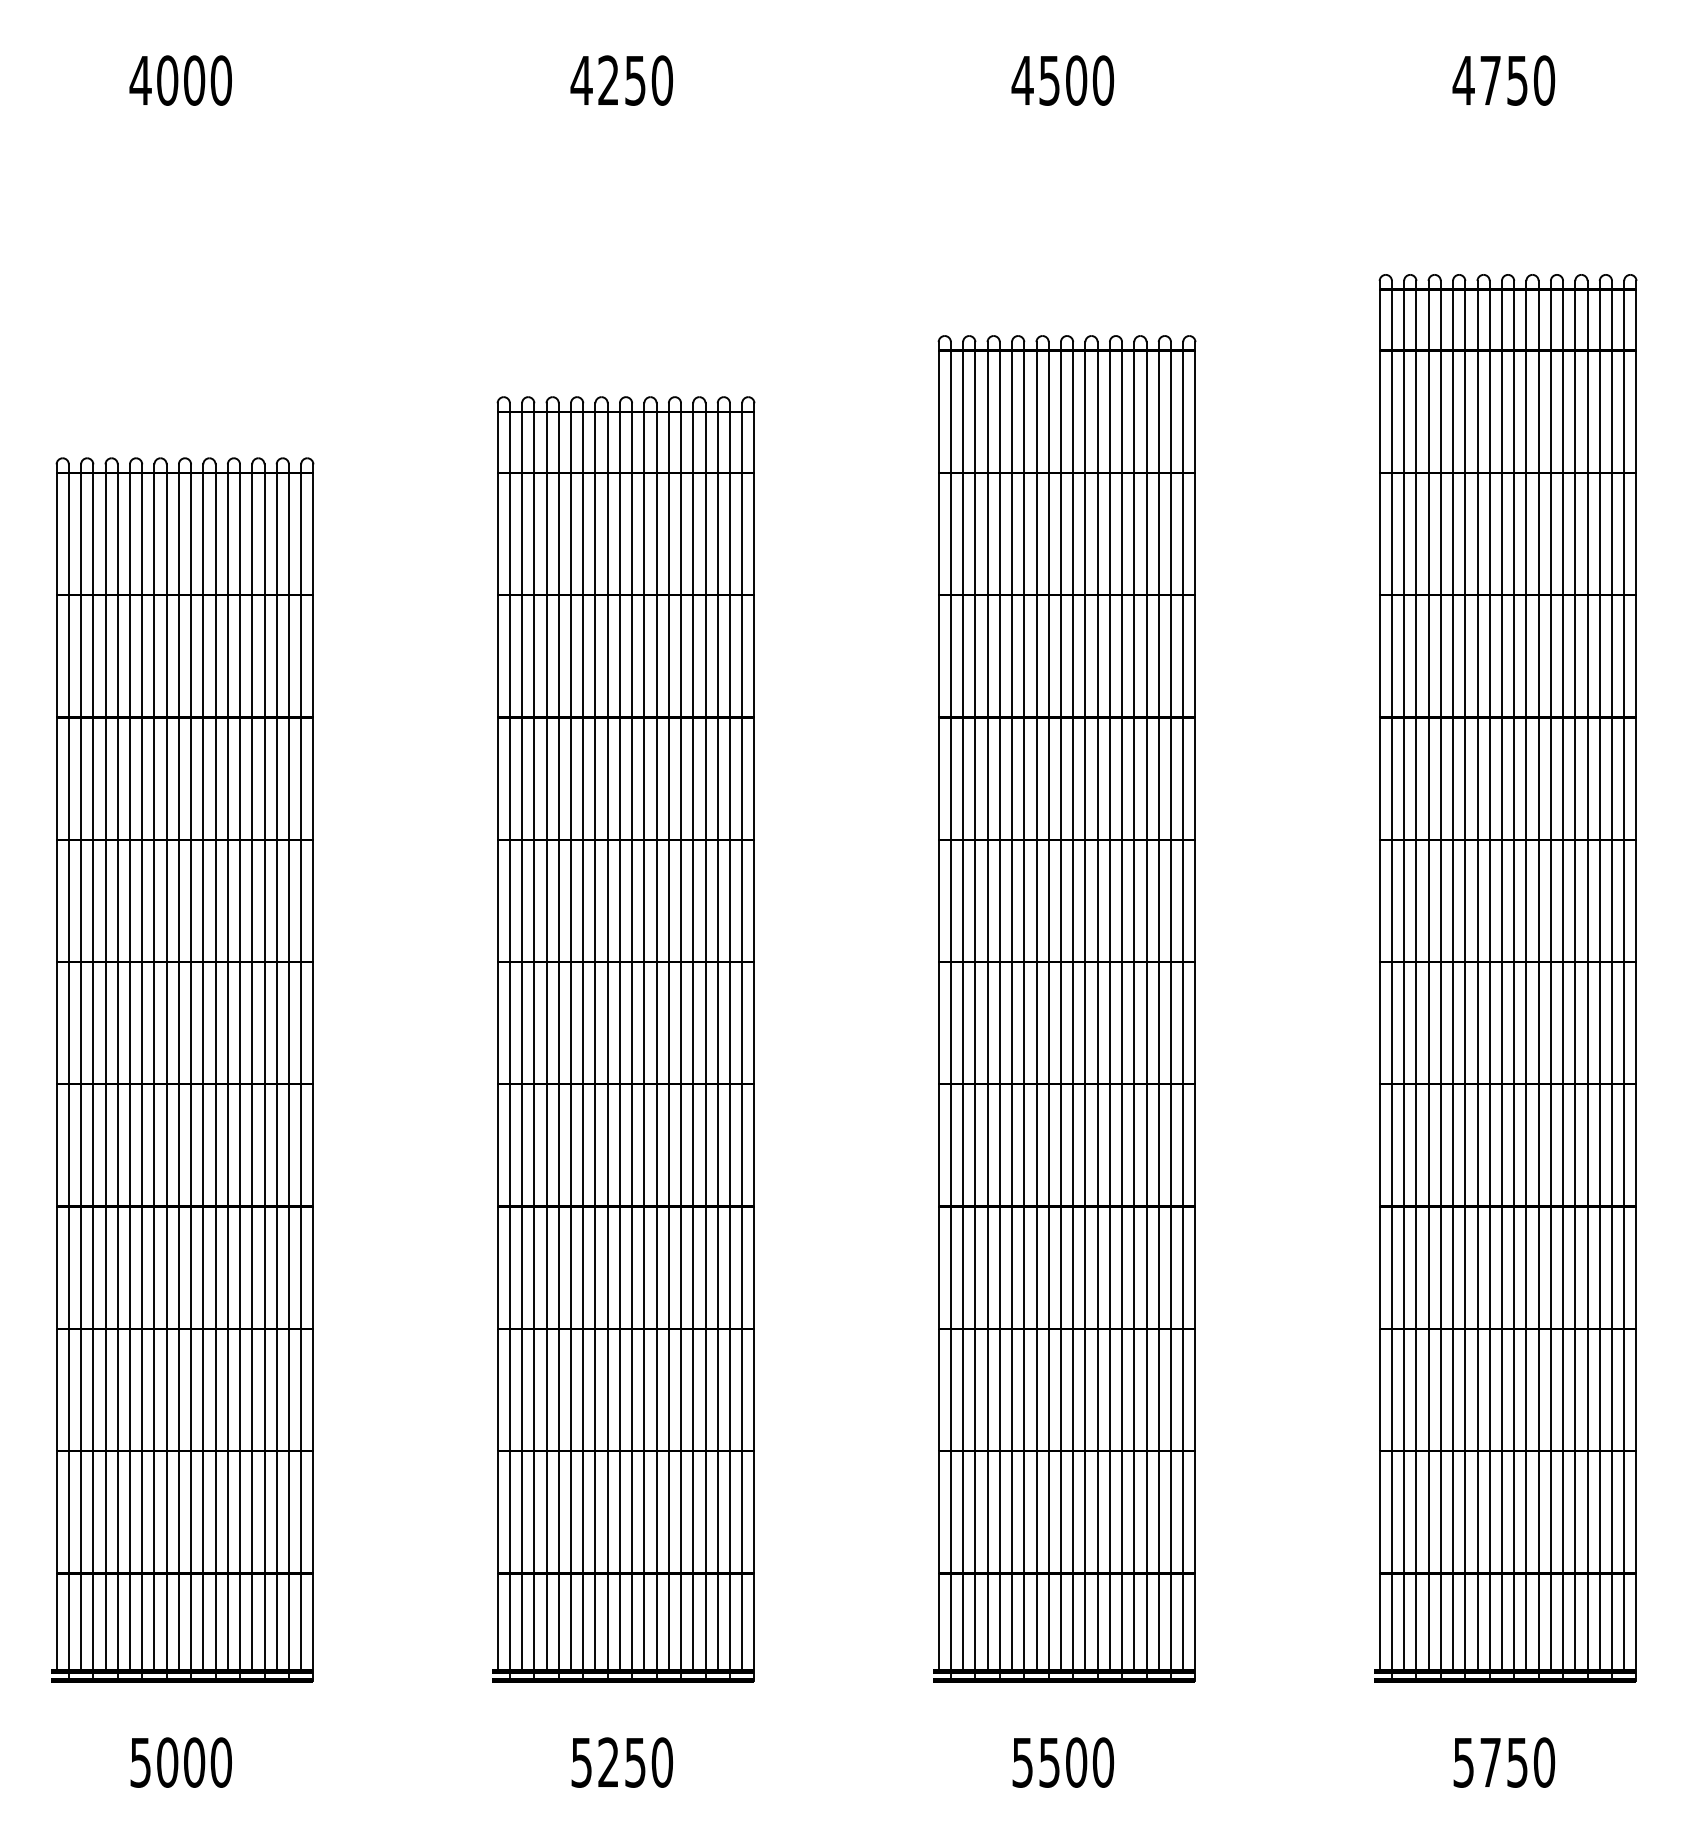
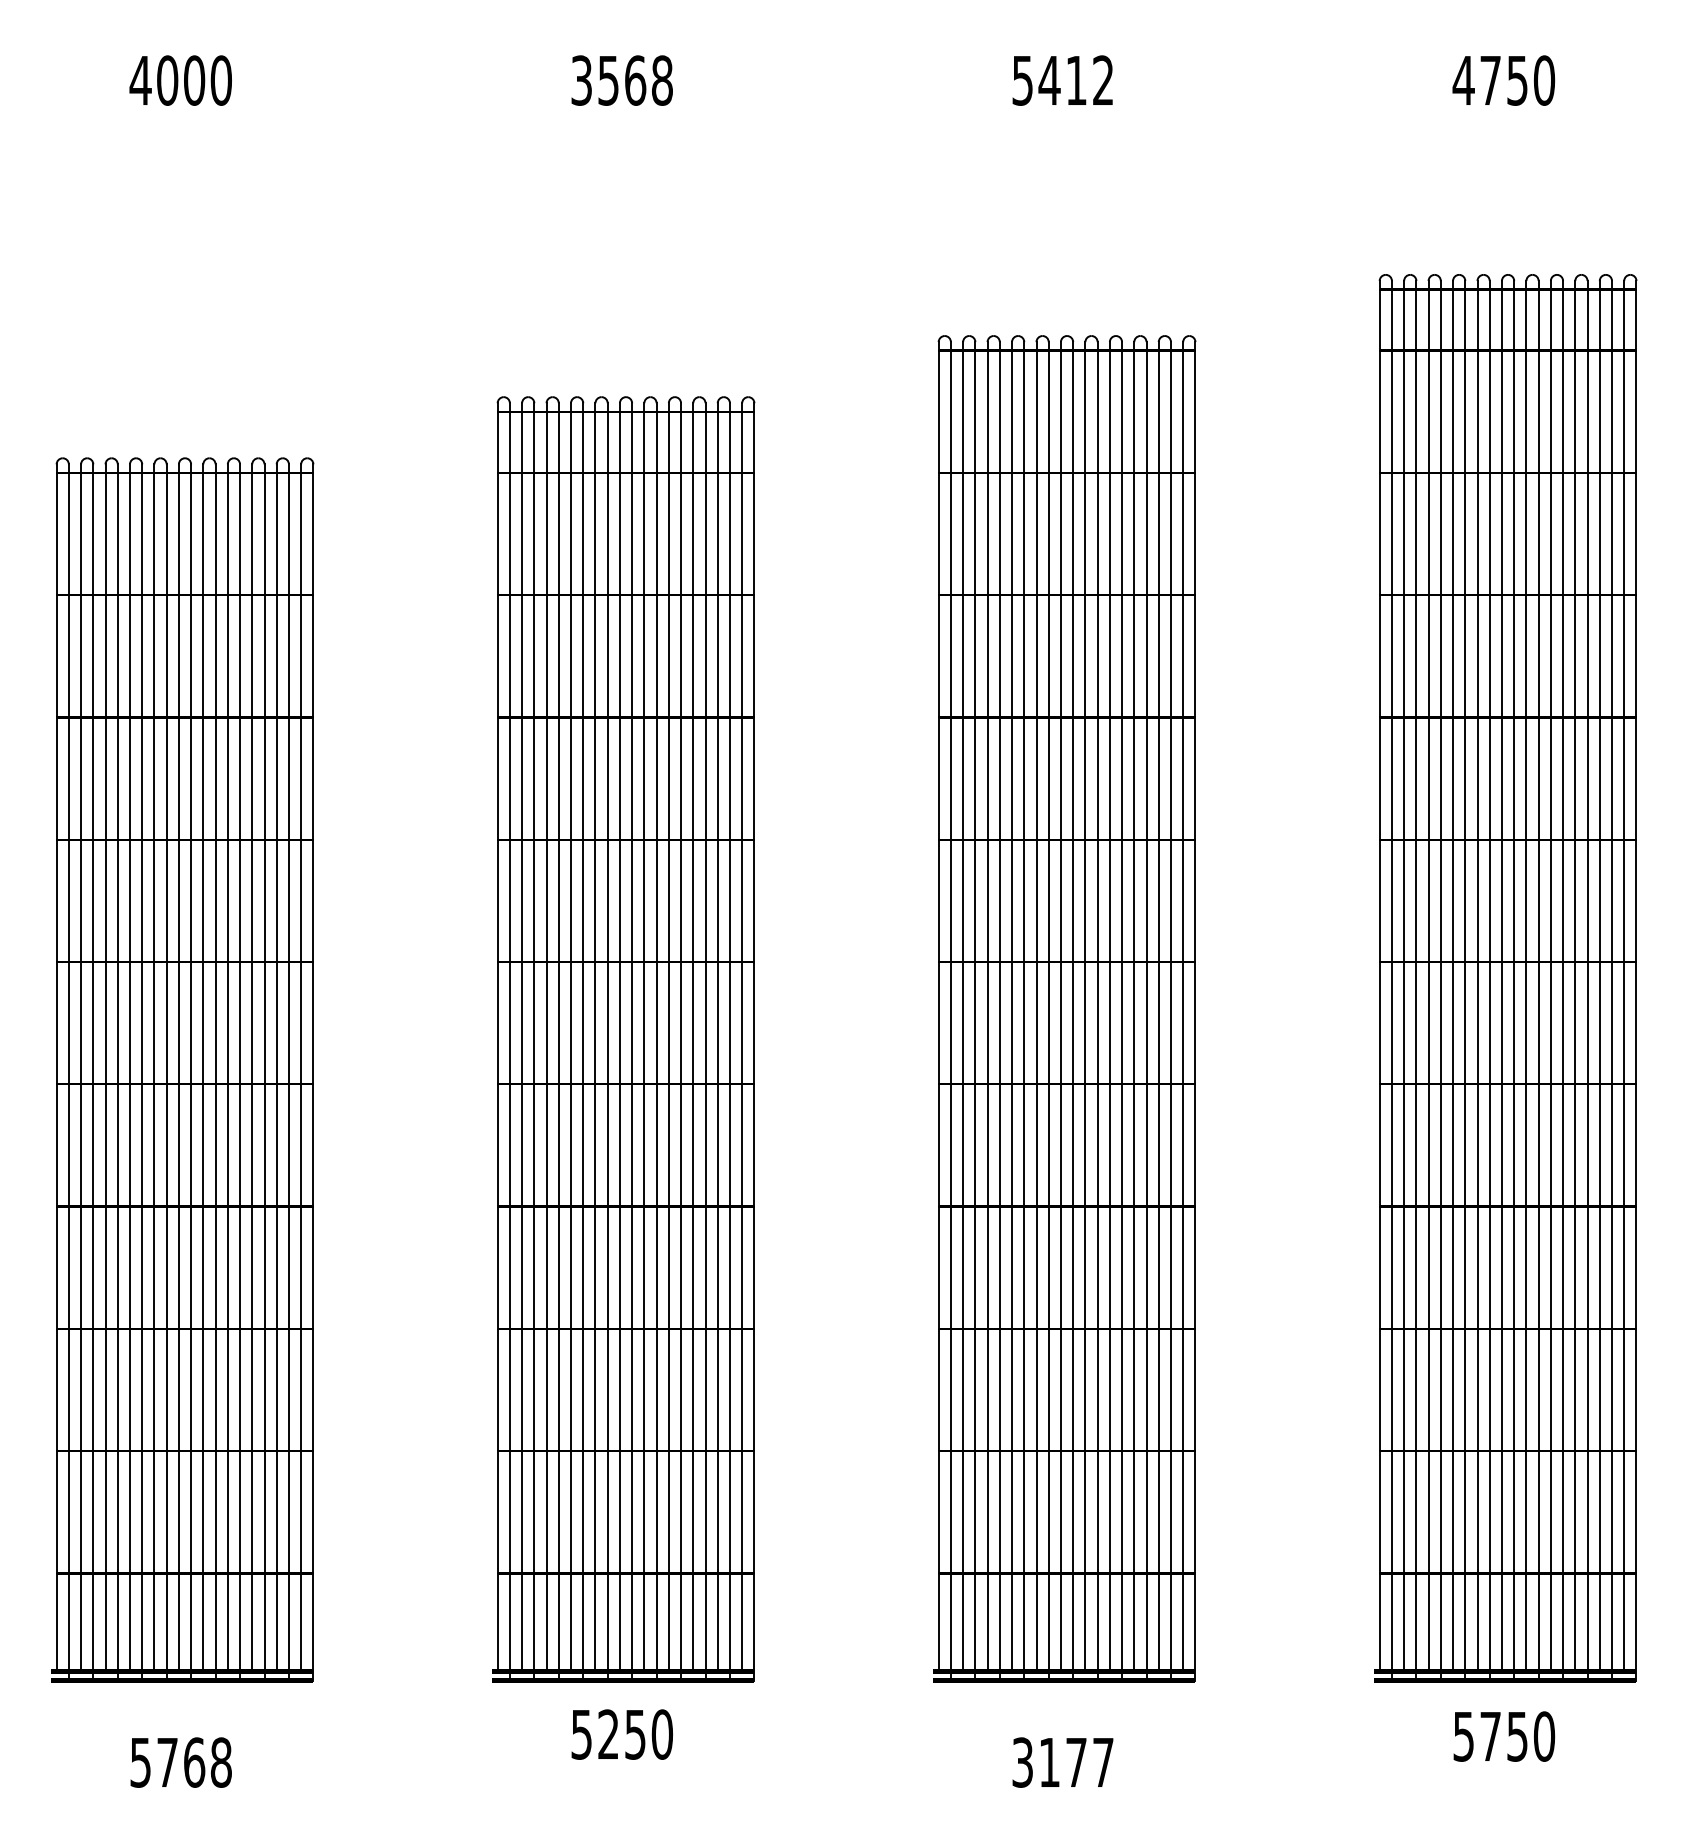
text: 4250 -> 3568 (621, 80)
text: 4500 -> 5412 (1062, 80)
text: 5000 -> 5768 (194, 1762)
text position: (621, 1762) -> (621, 1734) (621, 1734)
text: 5500 -> 3177 (1063, 1762)
text position: (1504, 1762) -> (1504, 1736) (1504, 1736)
